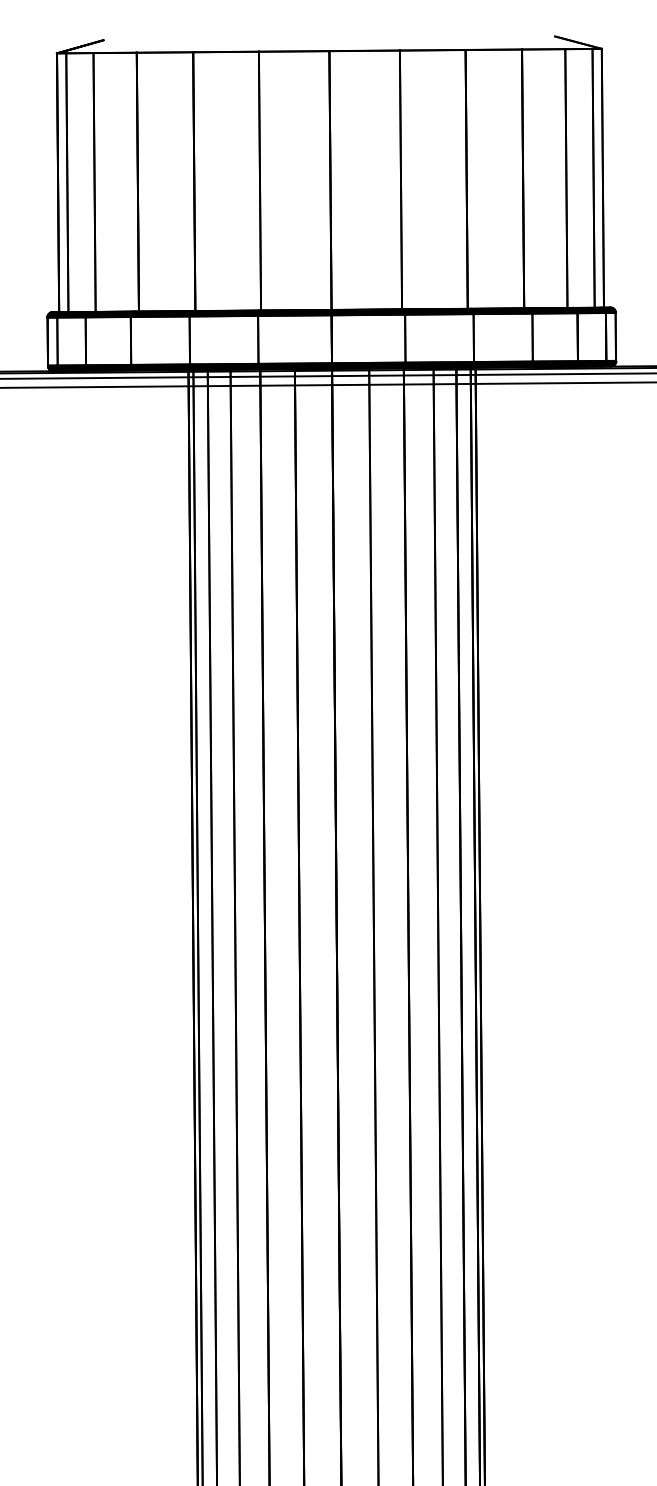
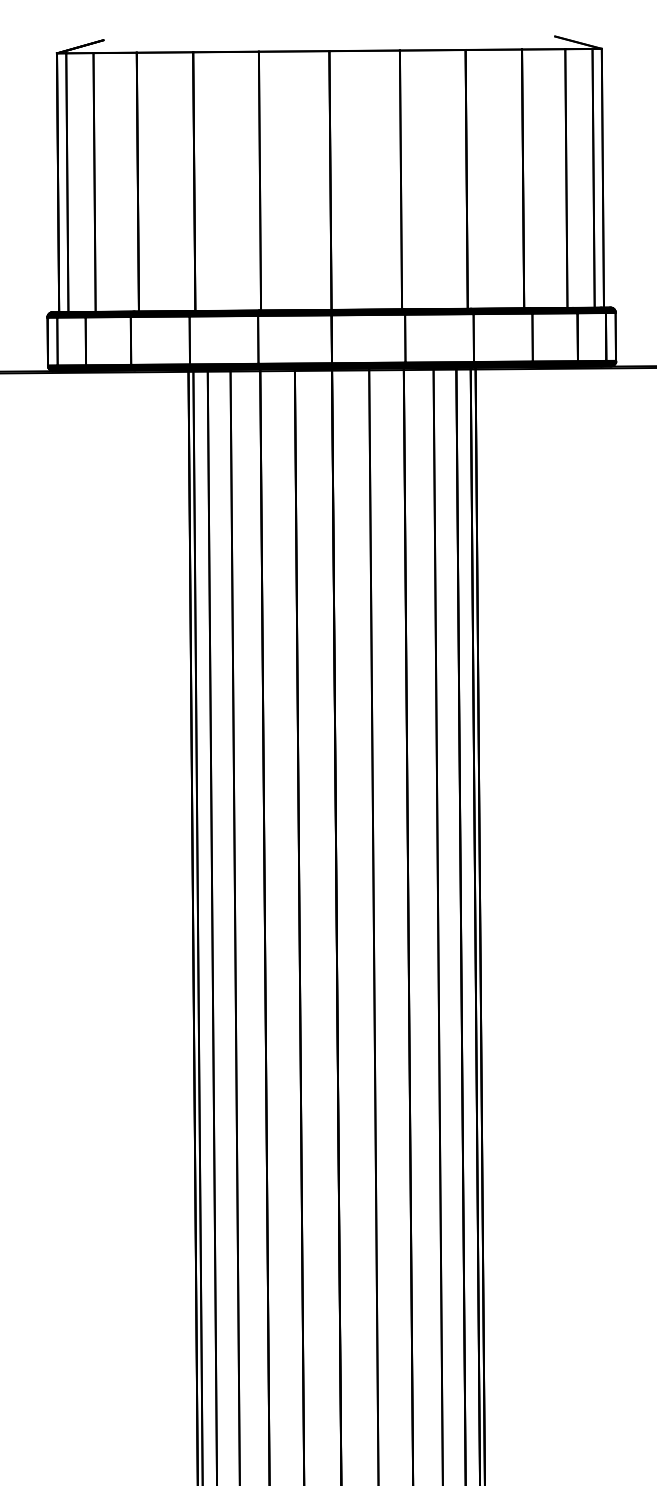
line: present -> none (327, 375)
line: present -> none (327, 384)
